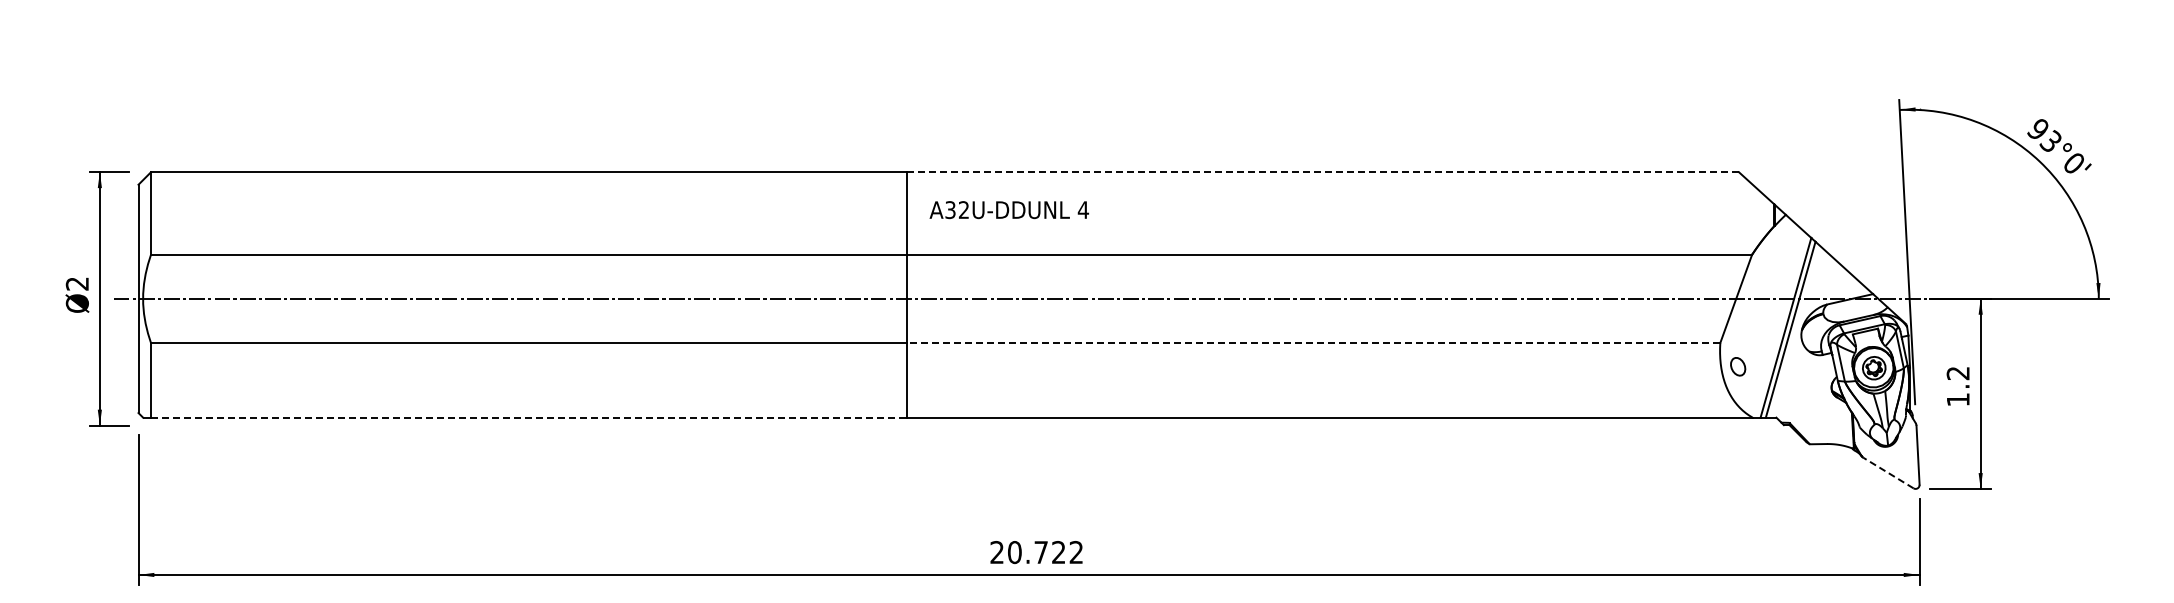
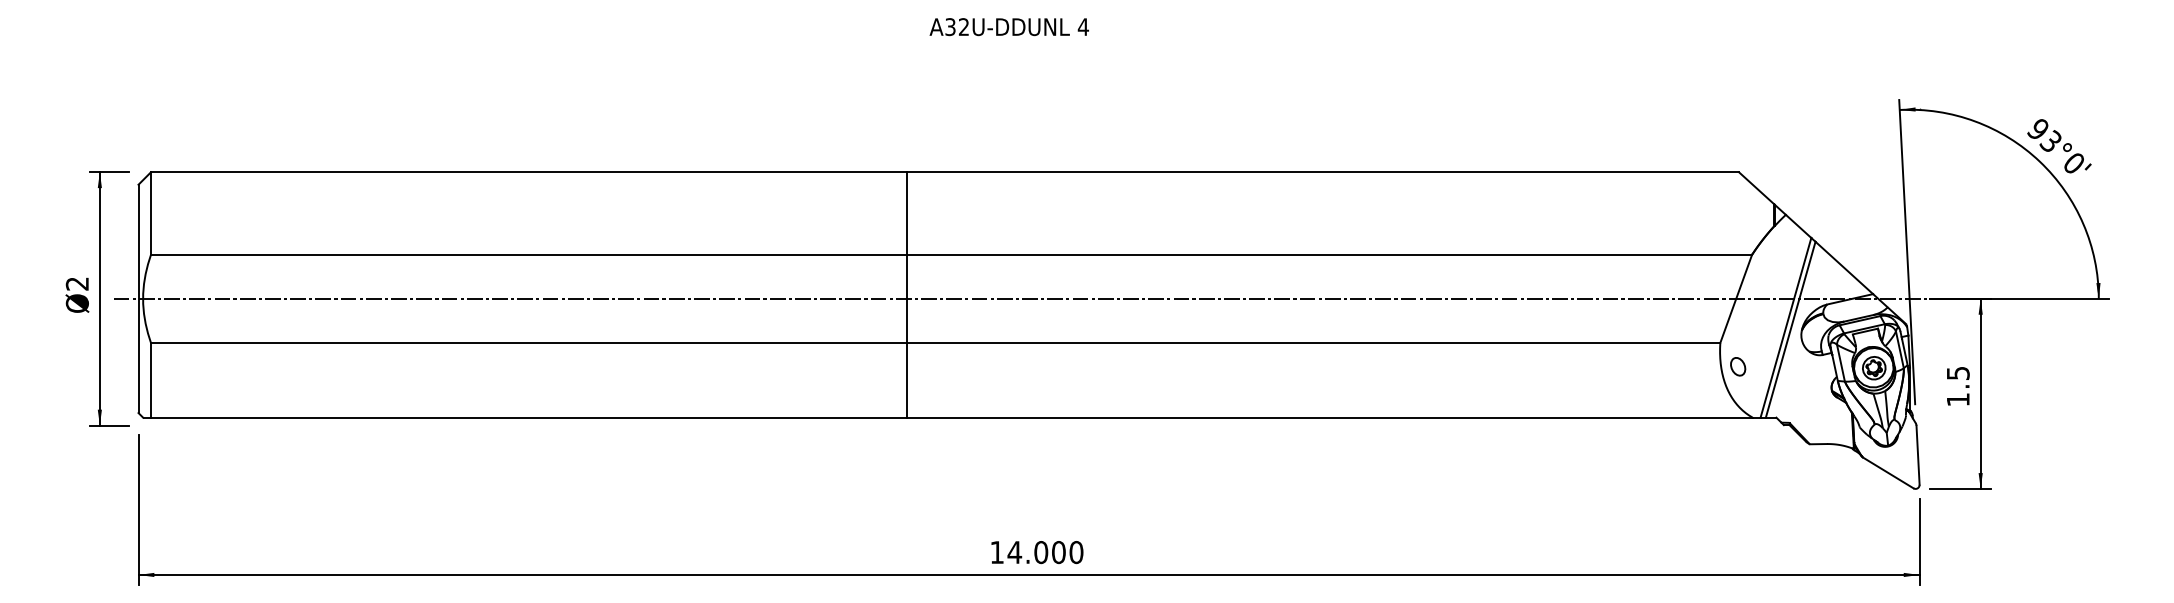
line: dashed -> solid (1322, 172)
text position: (1008, 210) -> (1008, 27) (1008, 27)
line: dashed -> solid (1313, 342)
text: 1.2 -> 1.5 (1957, 373)
line: dashed -> solid (528, 417)
line: dashed -> solid (1888, 472)
text: 20.722 -> 14.000 (1036, 552)
